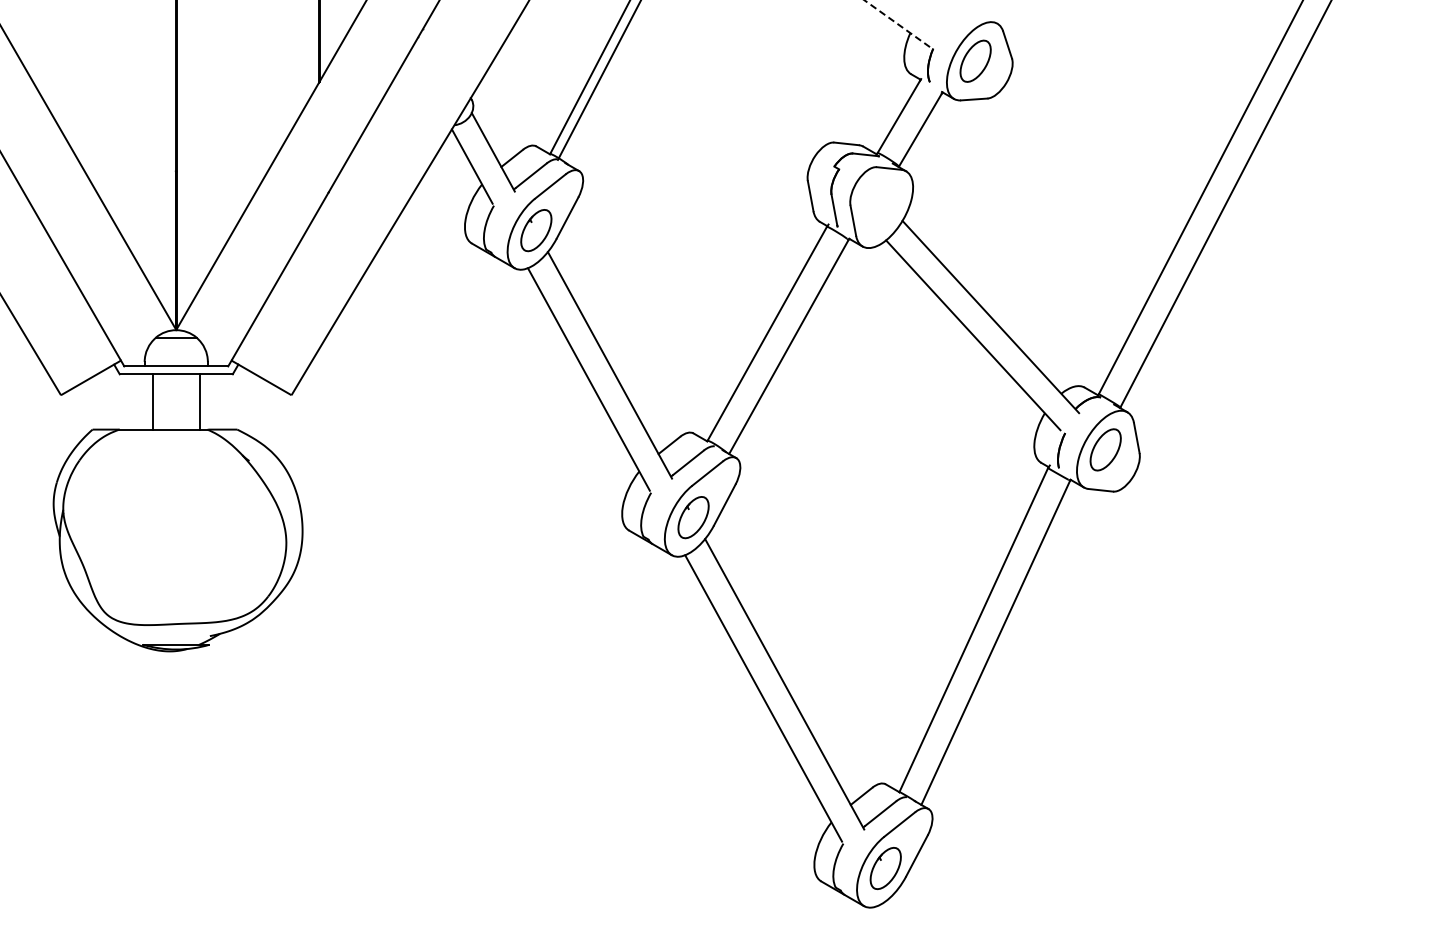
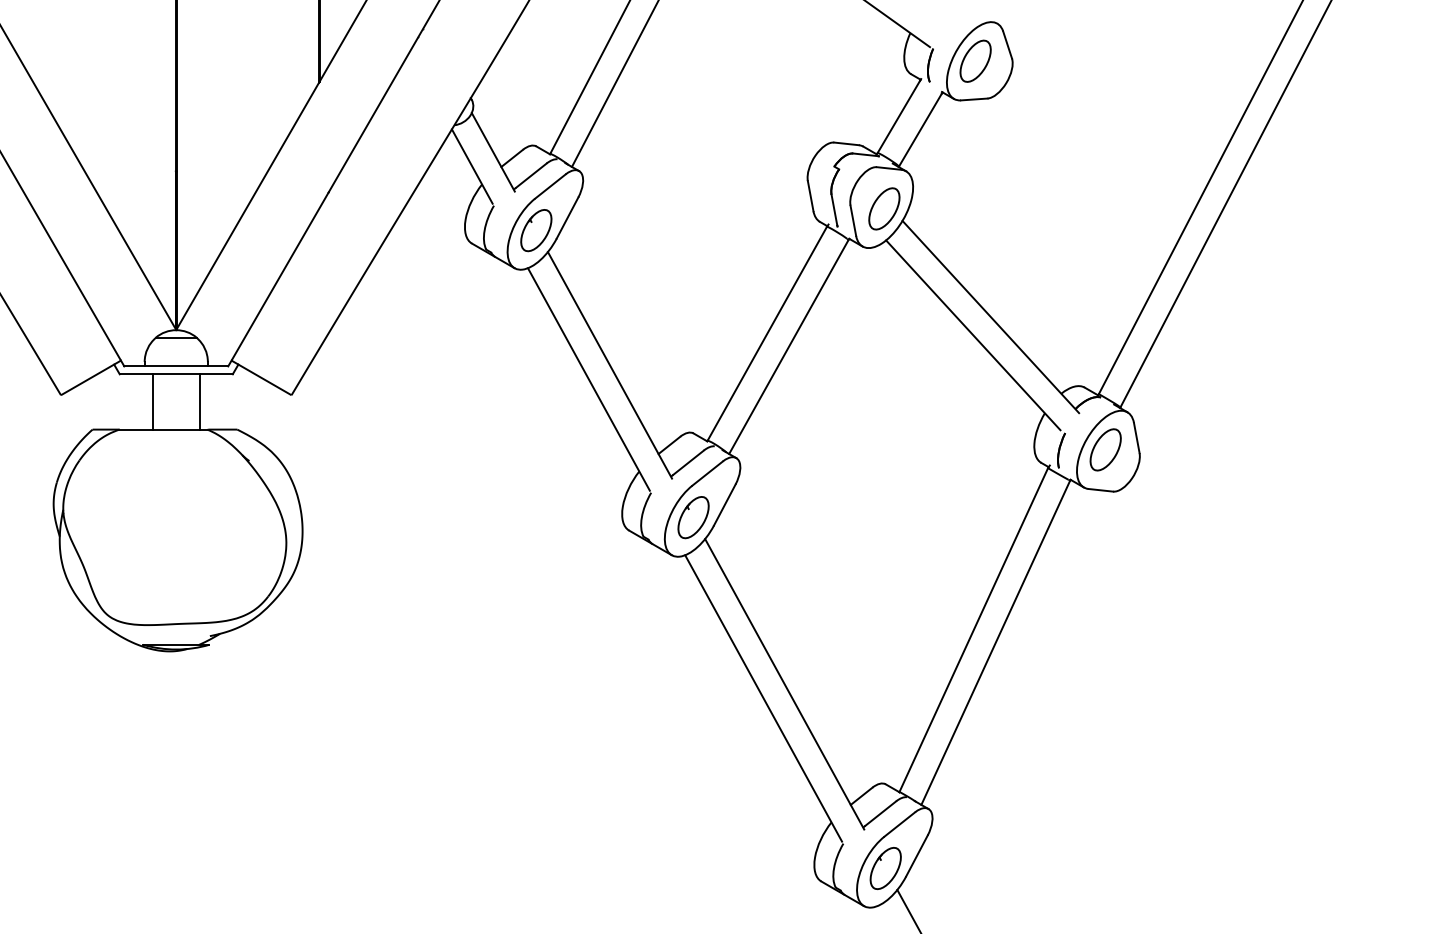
line: dashed -> solid (896, 23)
line position: (598, 80) -> (614, 84) (614, 84)
part: none -> present (884, 208)
line: none -> present (908, 909)
